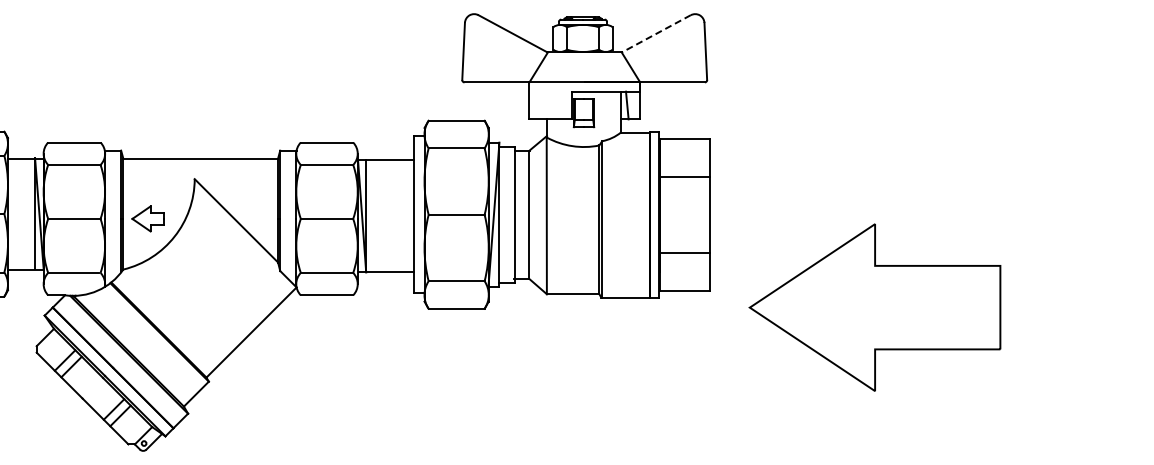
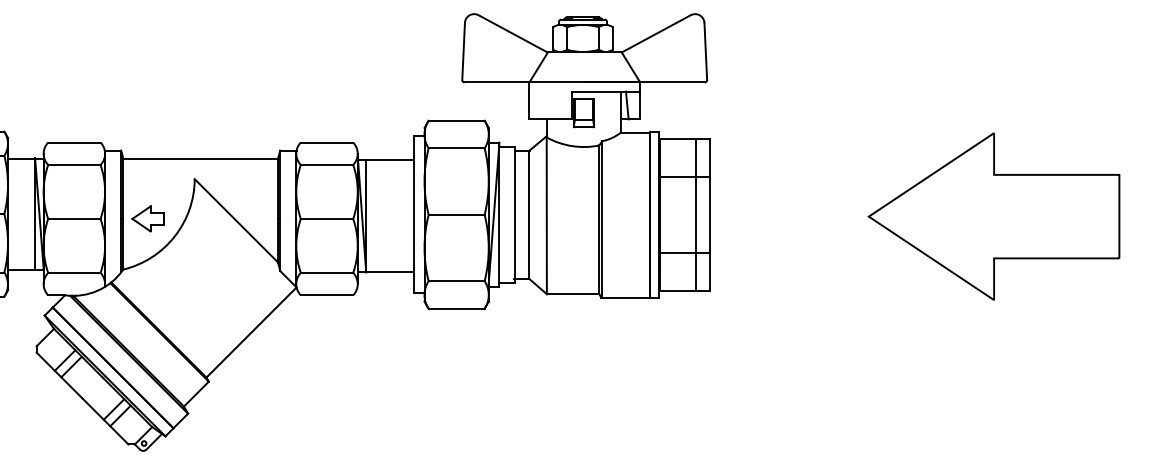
line: dashed -> solid (655, 34)
line: none -> present (695, 214)
part position: (874, 307) -> (993, 216) (993, 216)
